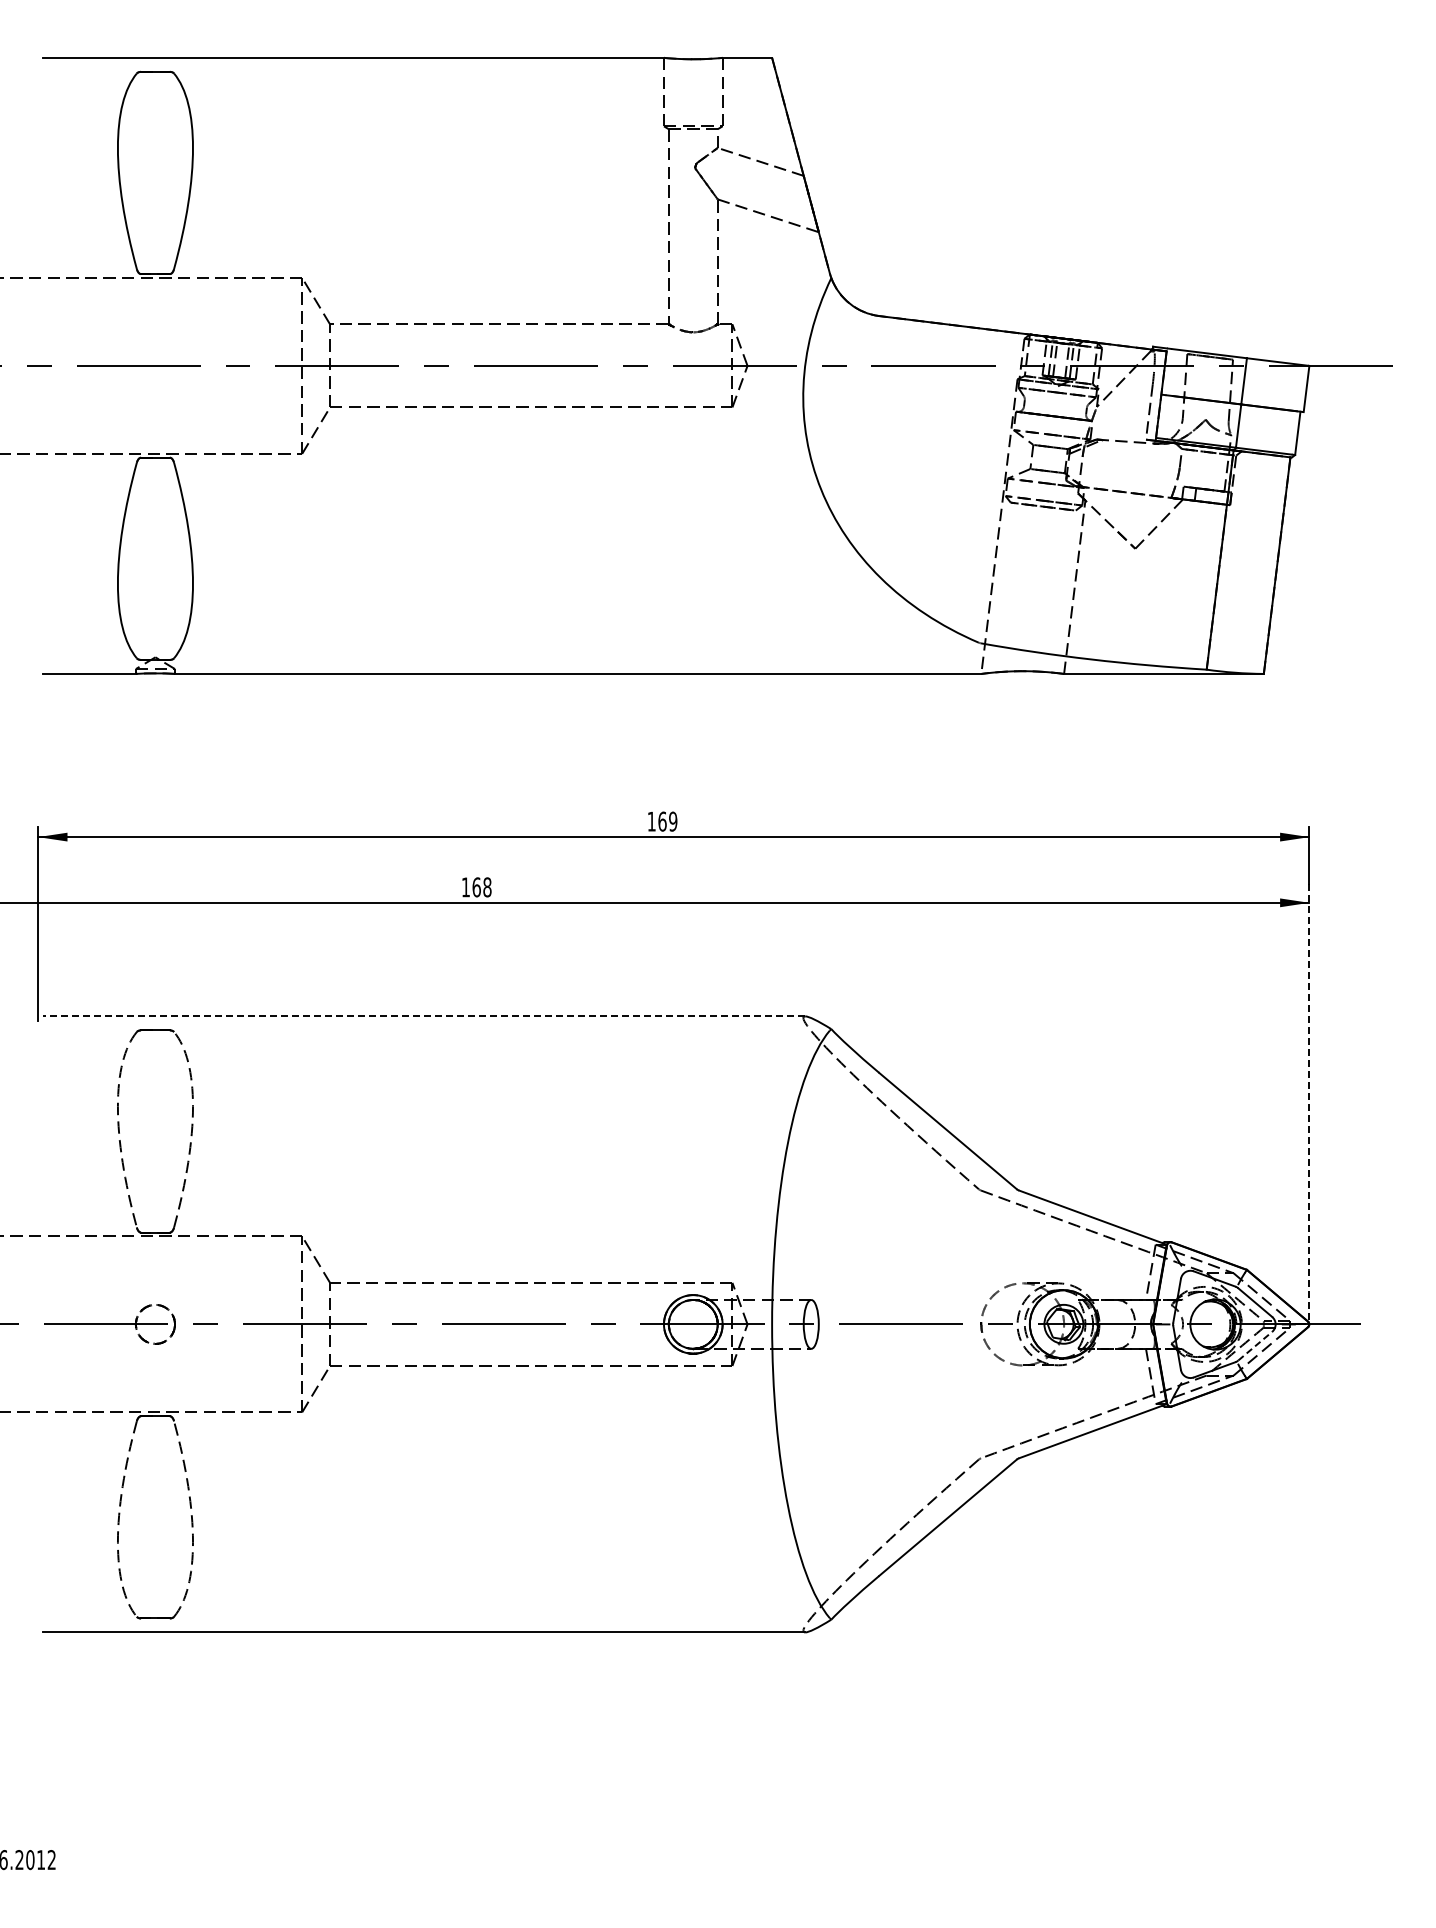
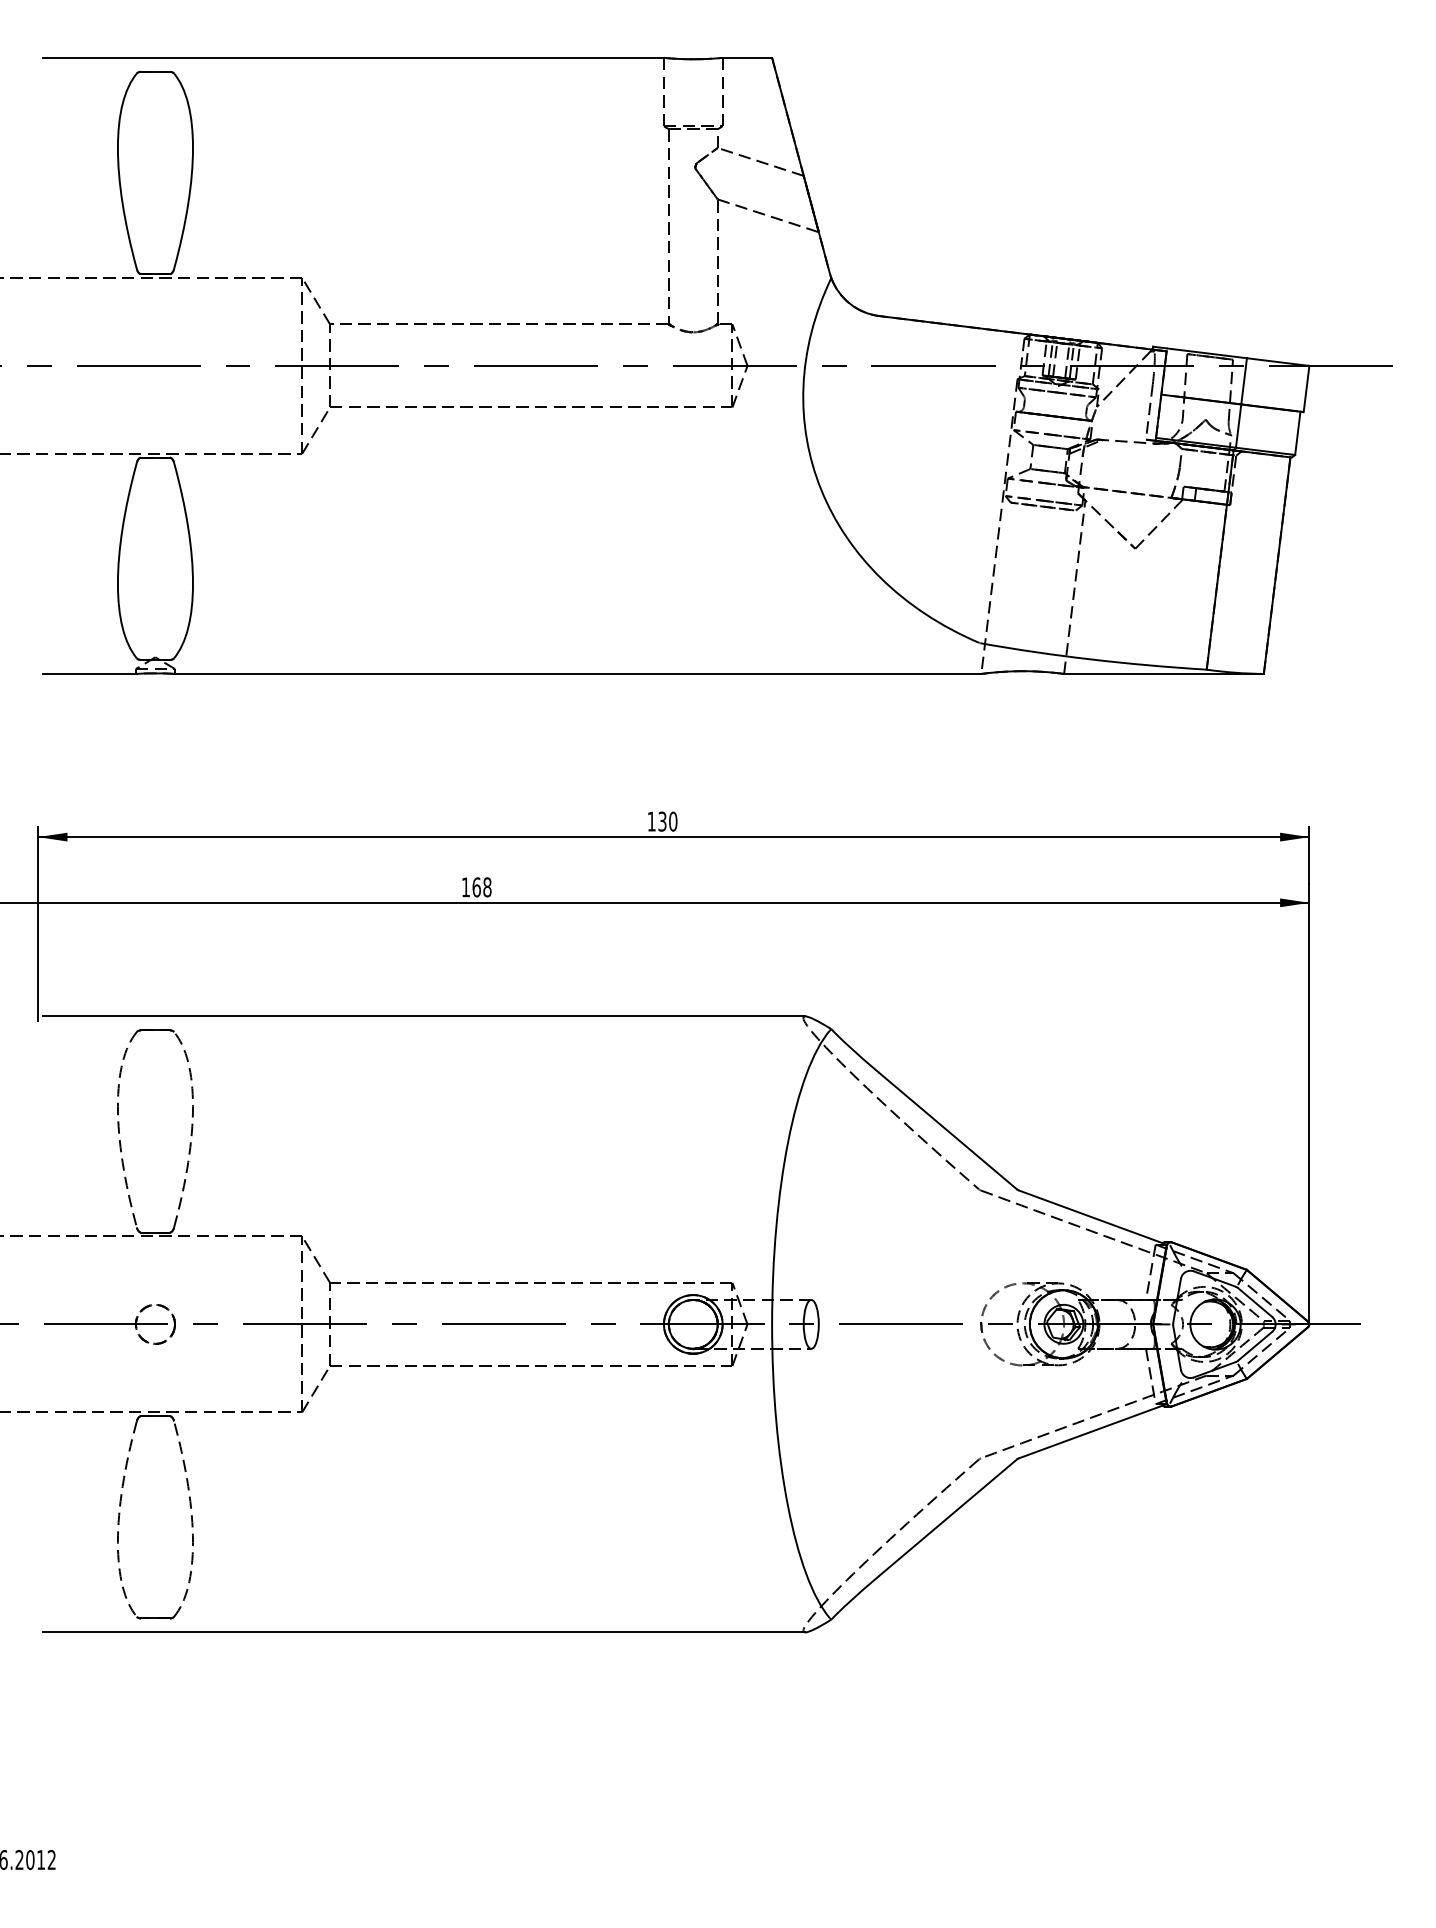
text: 169 -> 130 (667, 821)
line: dashed -> solid (423, 1016)
line: dashed -> solid (1309, 1104)
line: dashed -> solid (1255, 1345)
